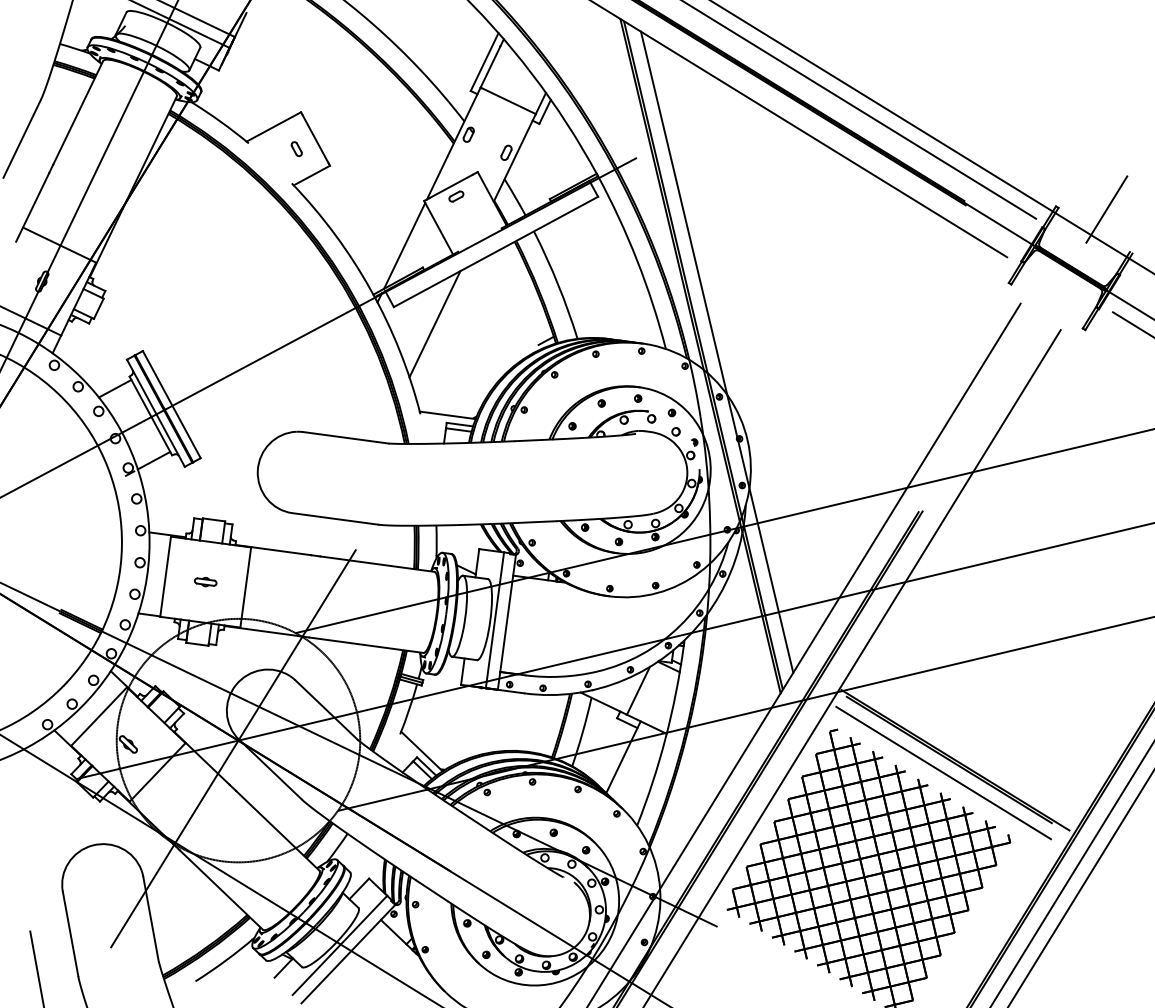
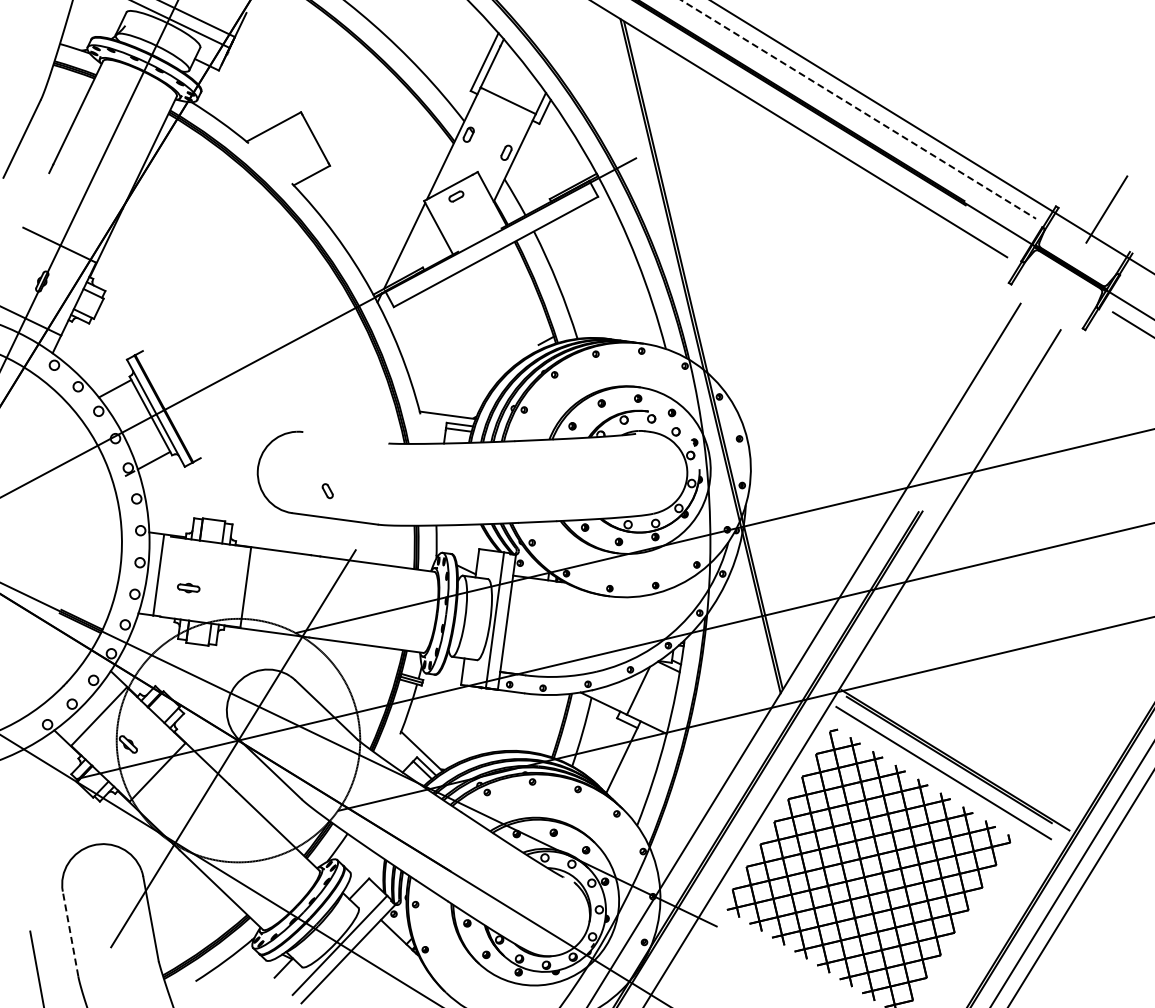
line: solid -> dashed (859, 109)
part position: (296, 149) -> (327, 491) (327, 491)
line: present -> none (32, 207)
line: present -> none (434, 324)
line: present -> none (716, 351)
line: present -> none (171, 404)
line: present -> none (345, 437)
line position: (165, 576) -> (158, 575) (158, 575)
part position: (205, 581) -> (188, 587) (188, 587)
line: solid -> dashed (70, 933)
